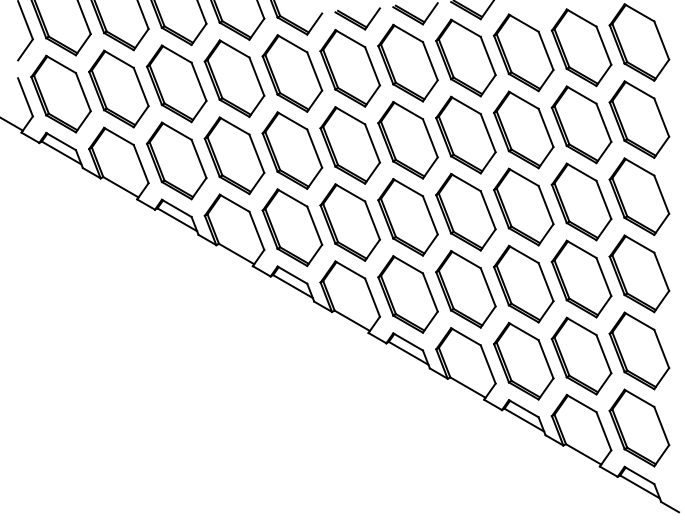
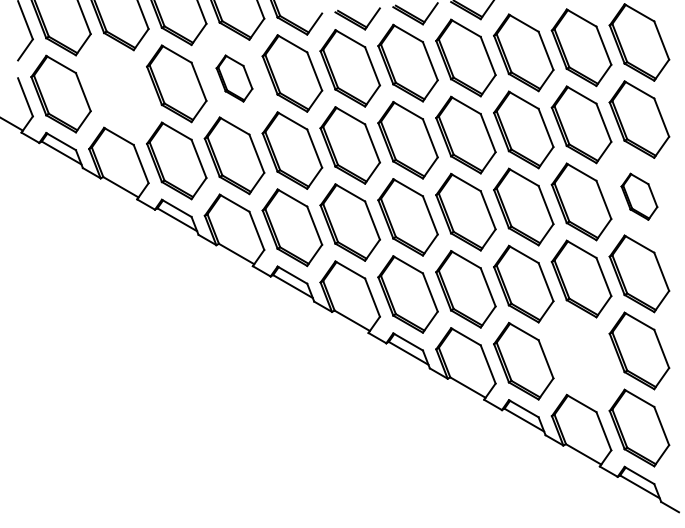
part size: 63x79 px -> 39x49 px (234, 78)
part: present -> none (118, 88)
part size: 63x80 px -> 39x49 px (639, 196)
part: present -> none (581, 355)
